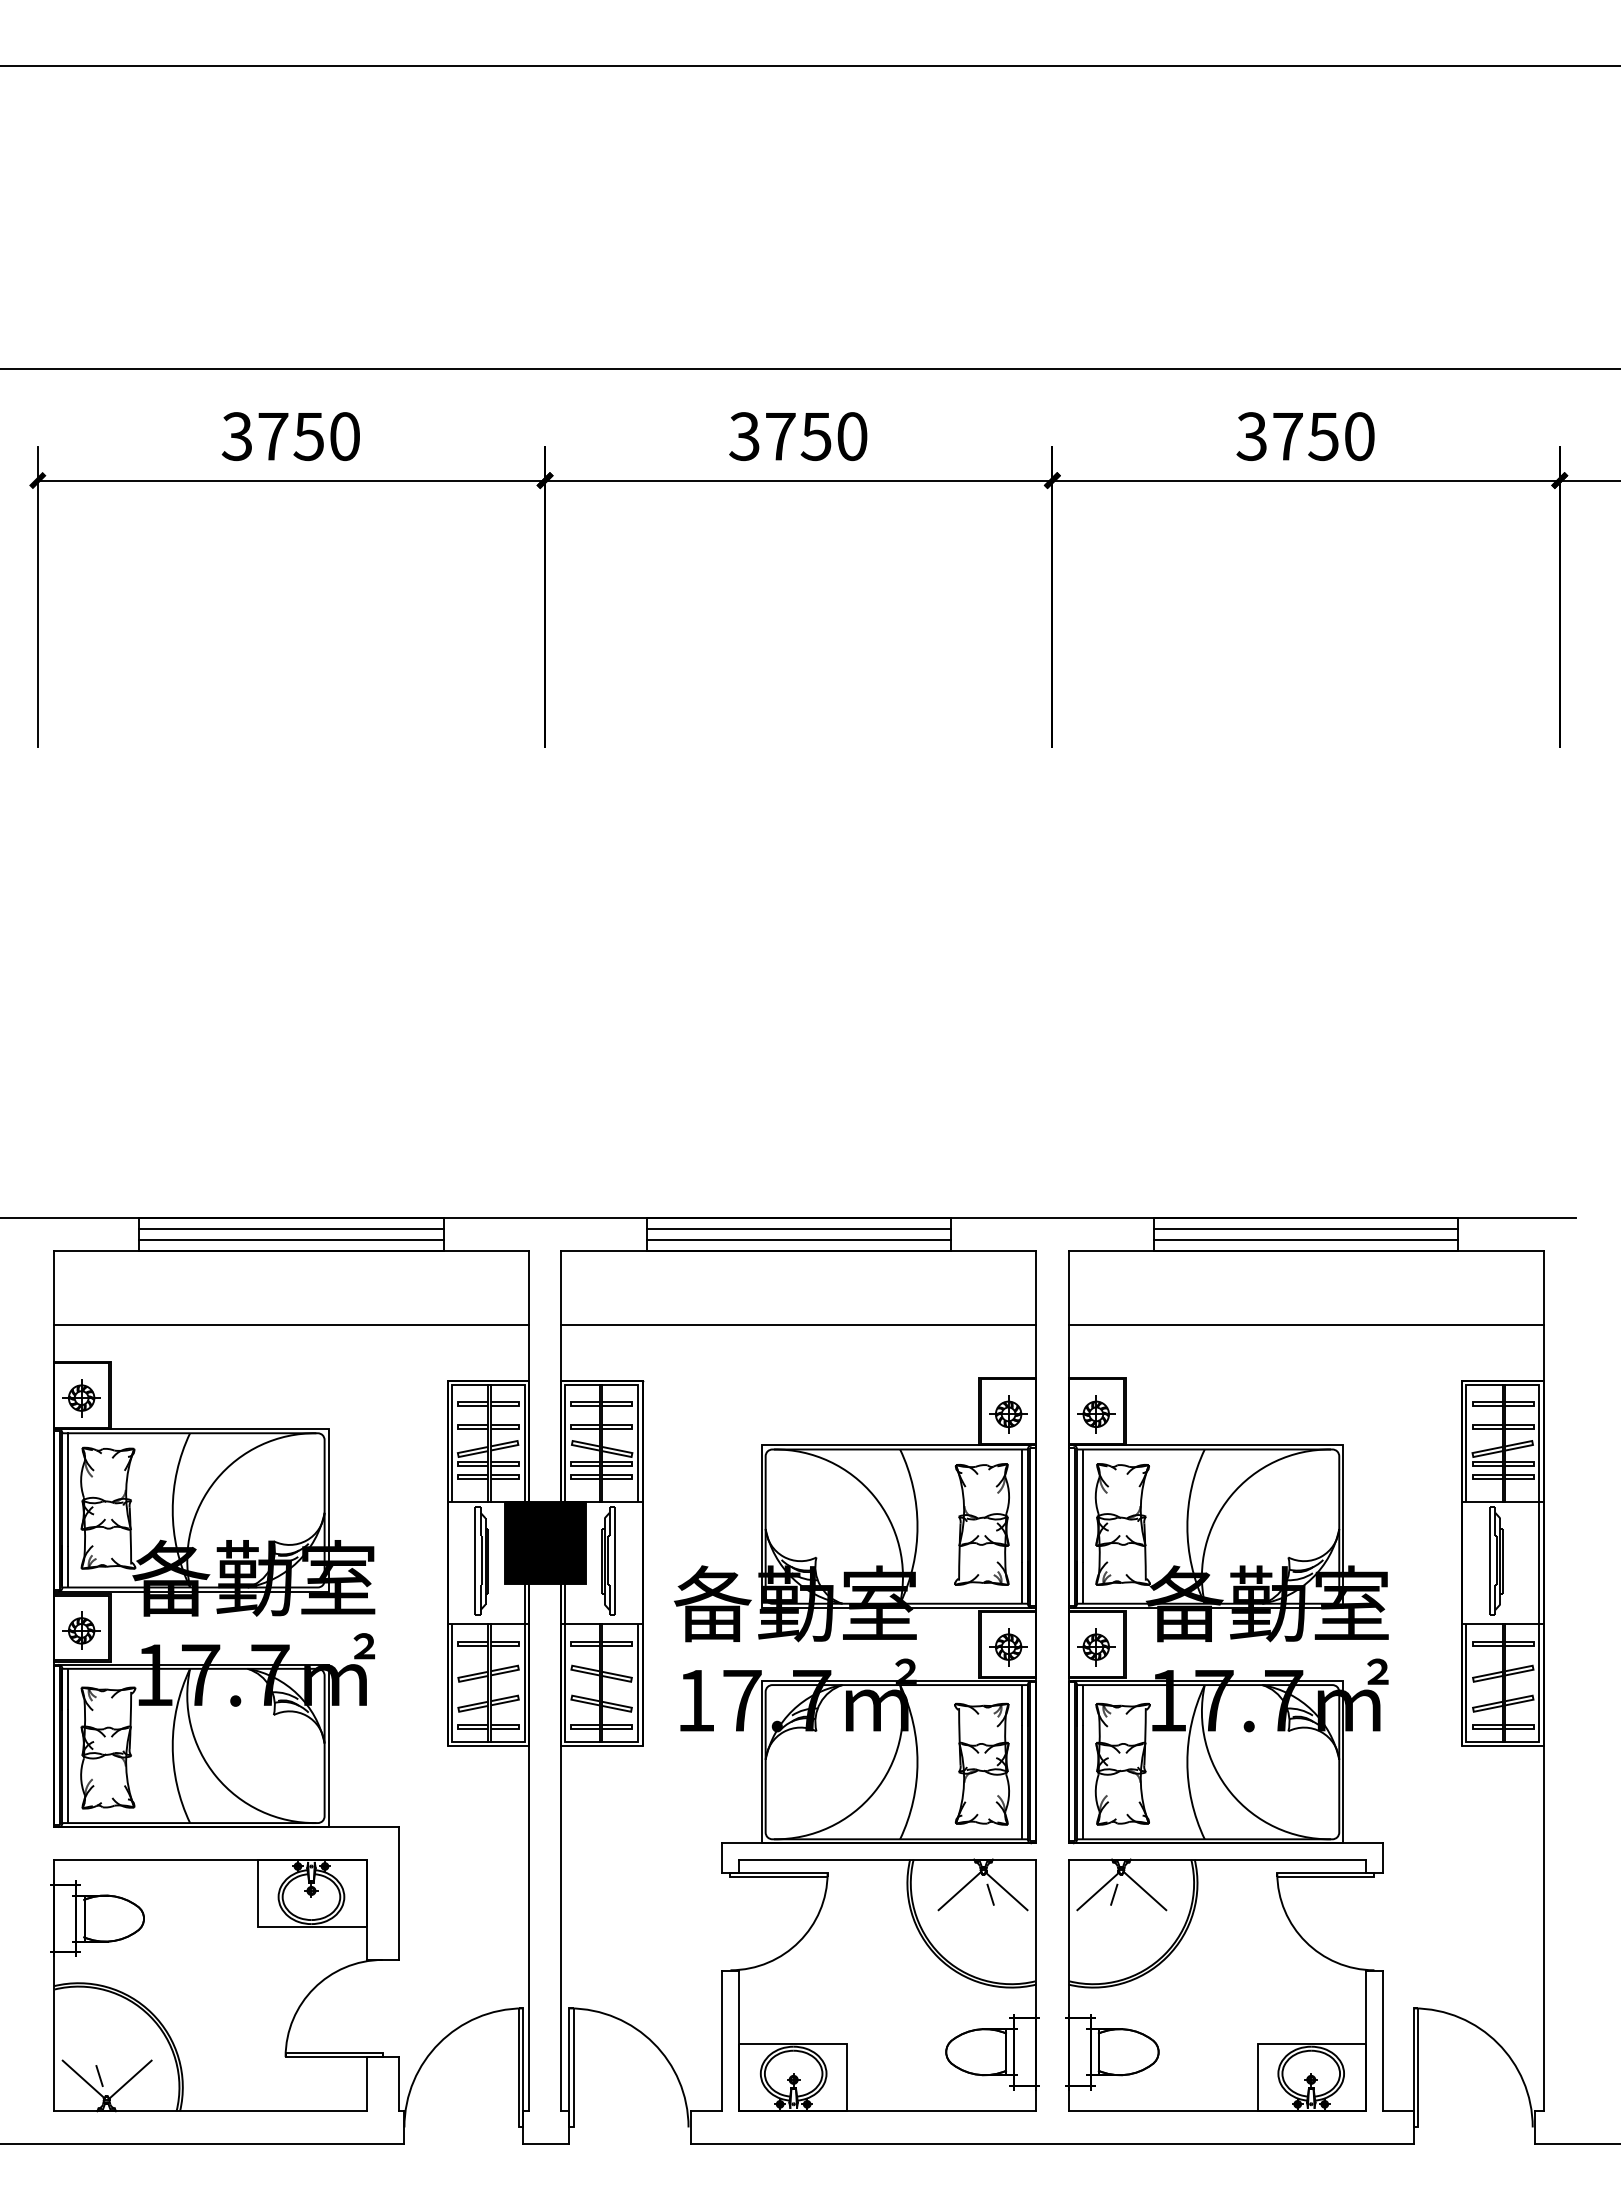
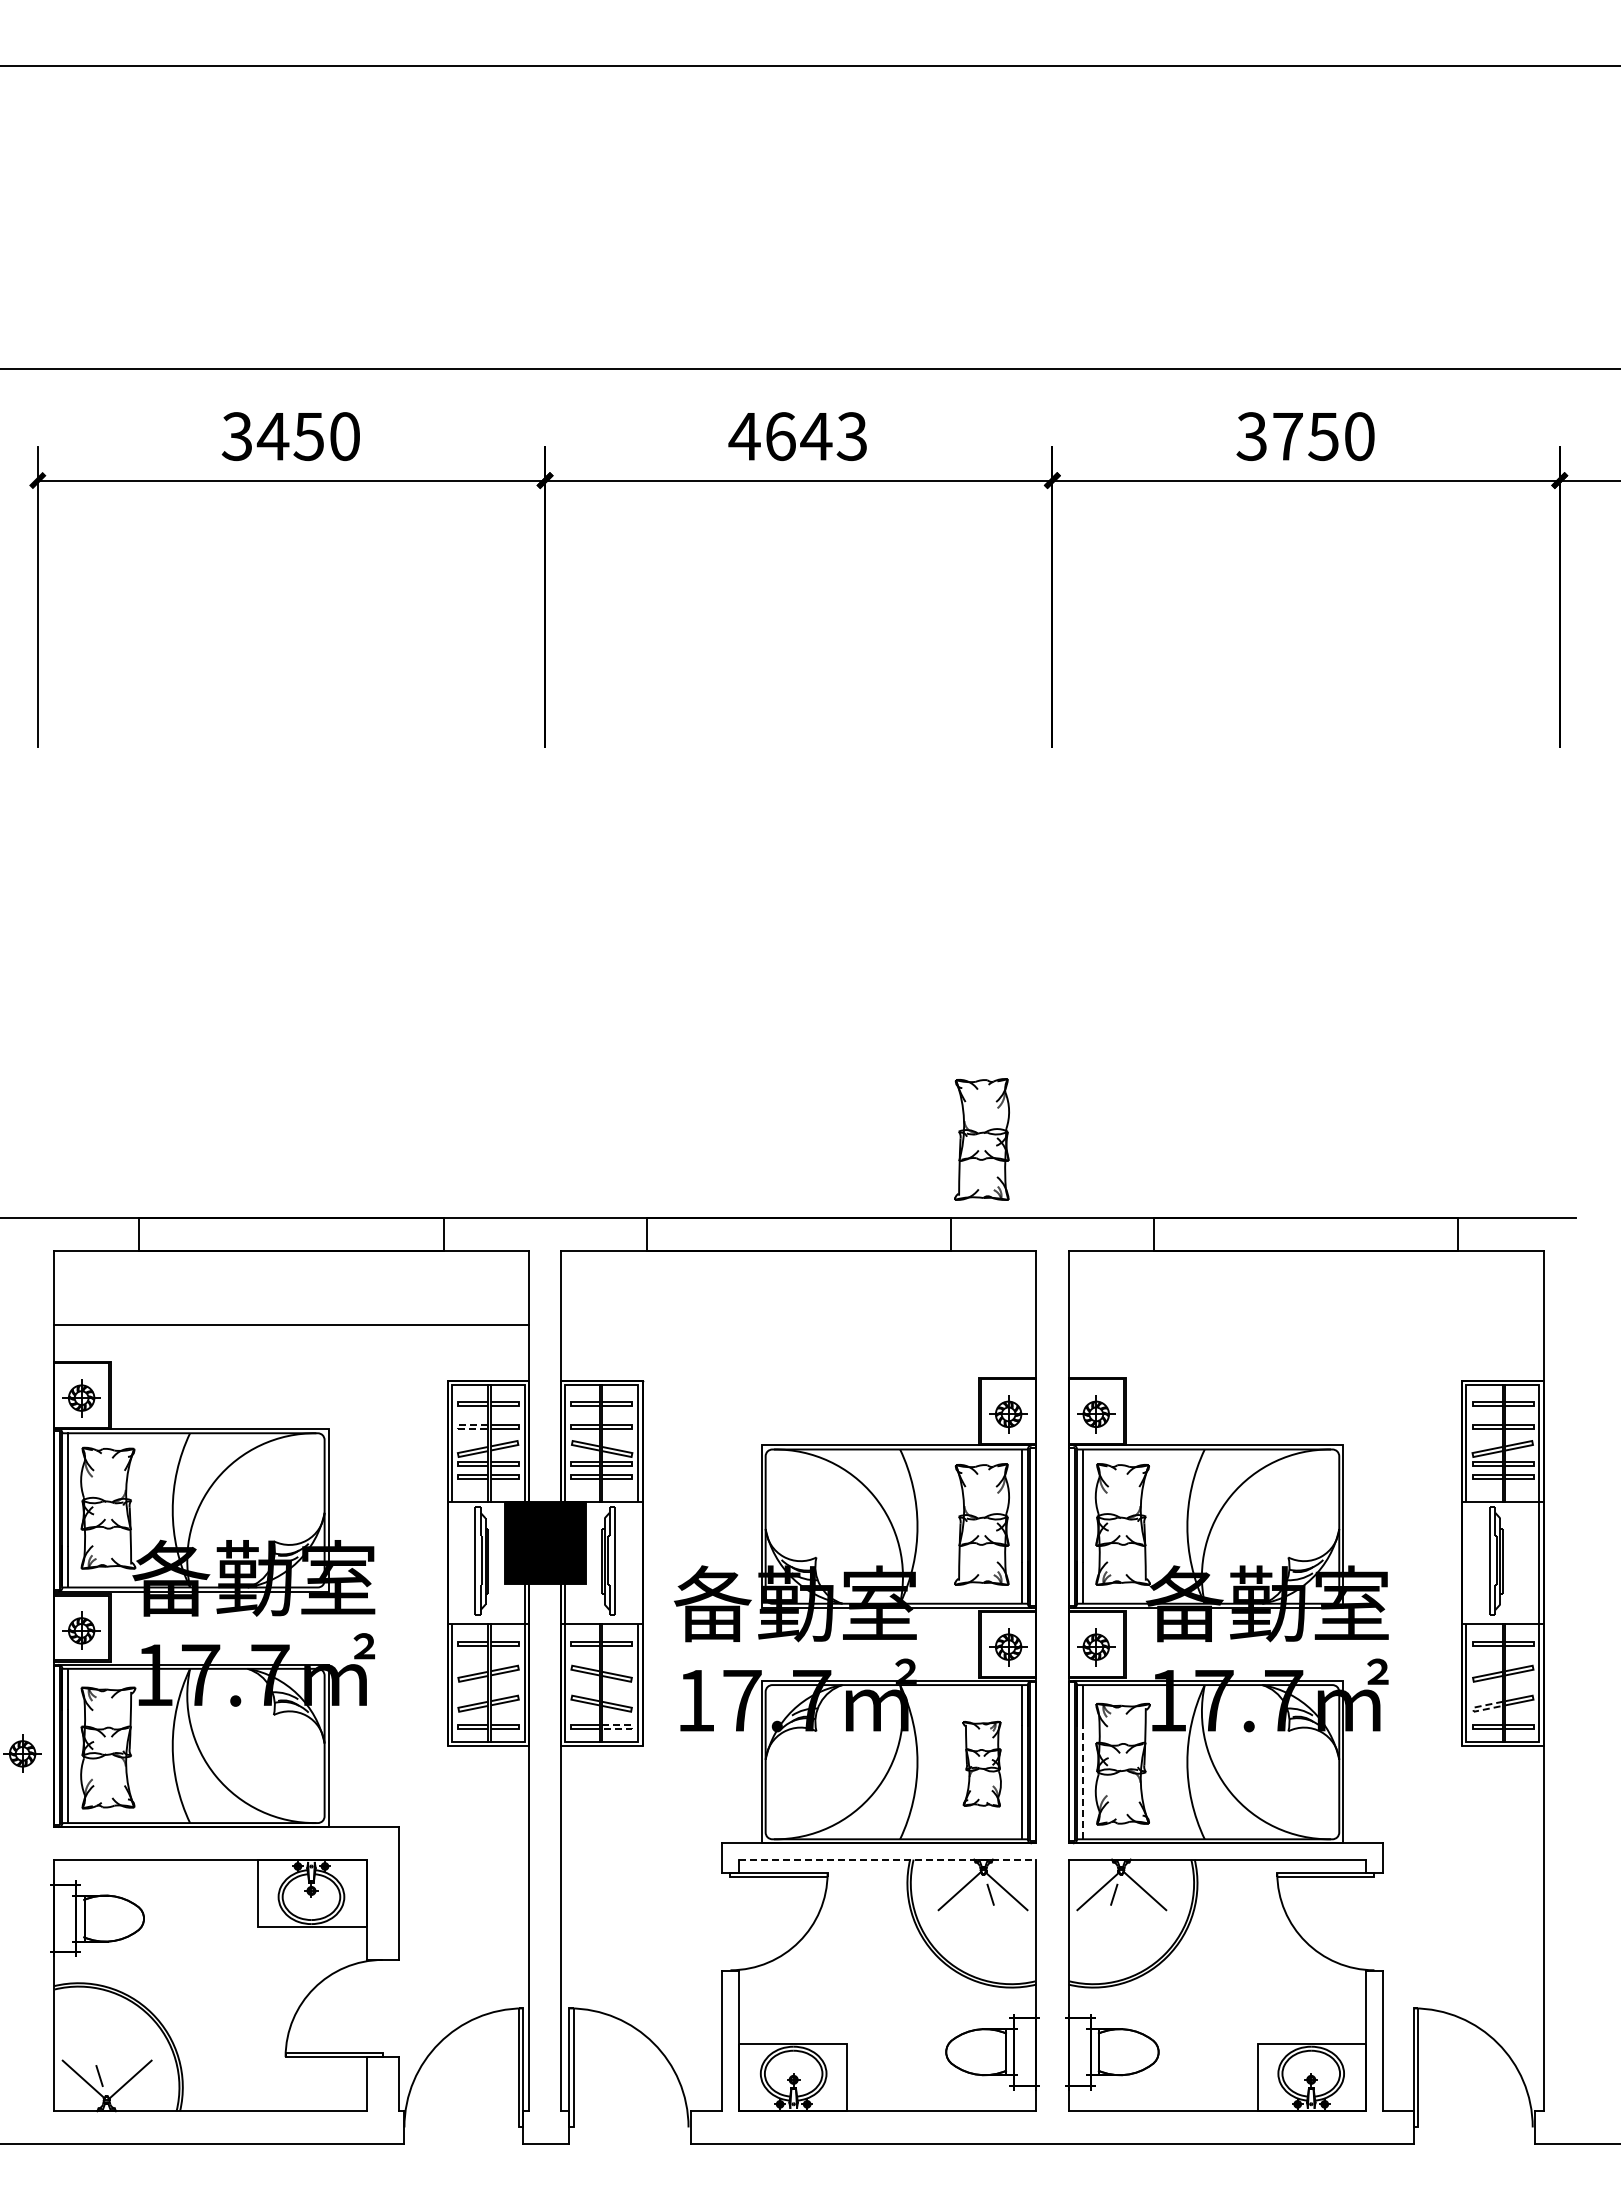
text: 3750 -> 3450 (272, 436)
text: 3750 -> 4643 (797, 436)
part: none -> present (981, 1139)
line: present -> none (291, 1229)
line: present -> none (798, 1229)
line: present -> none (1305, 1229)
line: present -> none (291, 1239)
line: present -> none (798, 1239)
line: present -> none (1305, 1239)
line: present -> none (798, 1325)
line: present -> none (1305, 1325)
line: solid -> dashed (458, 1427)
line: solid -> dashed (1473, 1709)
line: solid -> dashed (631, 1727)
part: none -> present (22, 1753)
part size: 56x124 px -> 40x88 px (981, 1763)
line: solid -> dashed (1083, 1782)
line: solid -> dashed (887, 1859)
